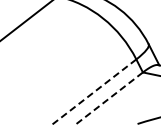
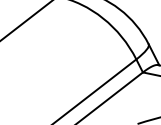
line: dashed -> solid (93, 92)
line: dashed -> solid (109, 98)
